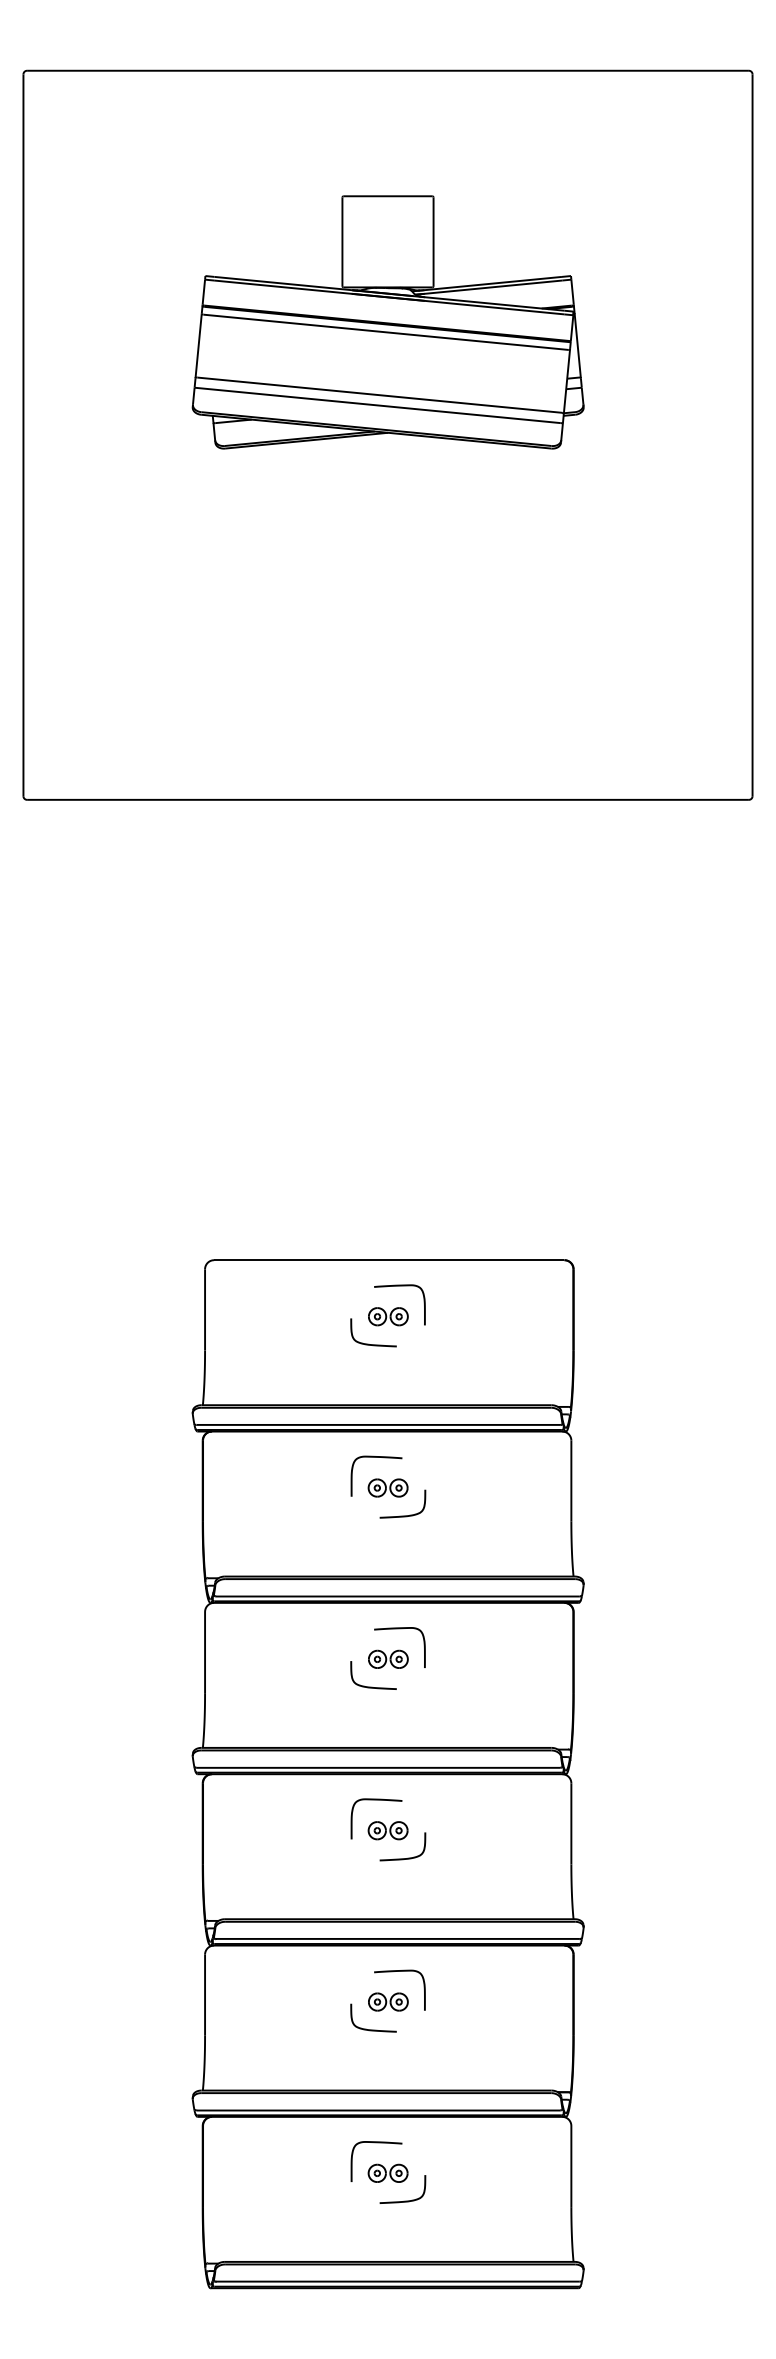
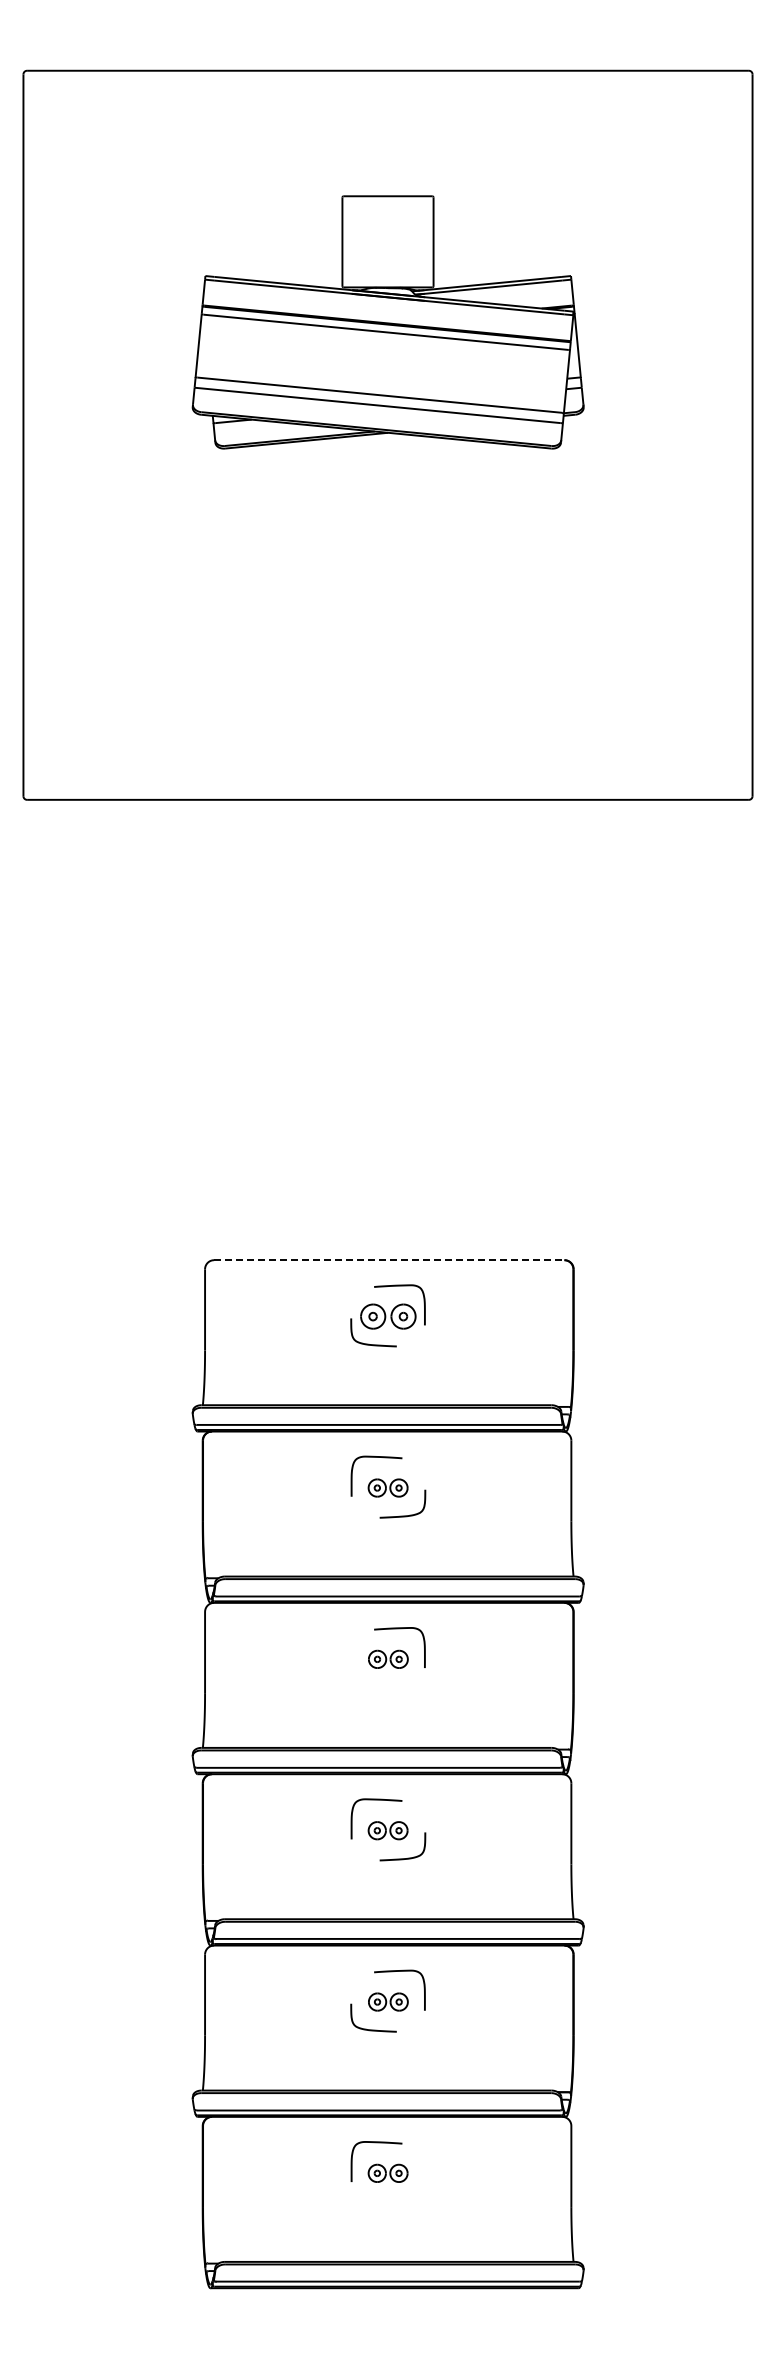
line: solid -> dashed (389, 1260)
part size: 41x20 px -> 57x27 px (388, 1316)
curve: present -> none (372, 1686)
curve: present -> none (404, 2200)
